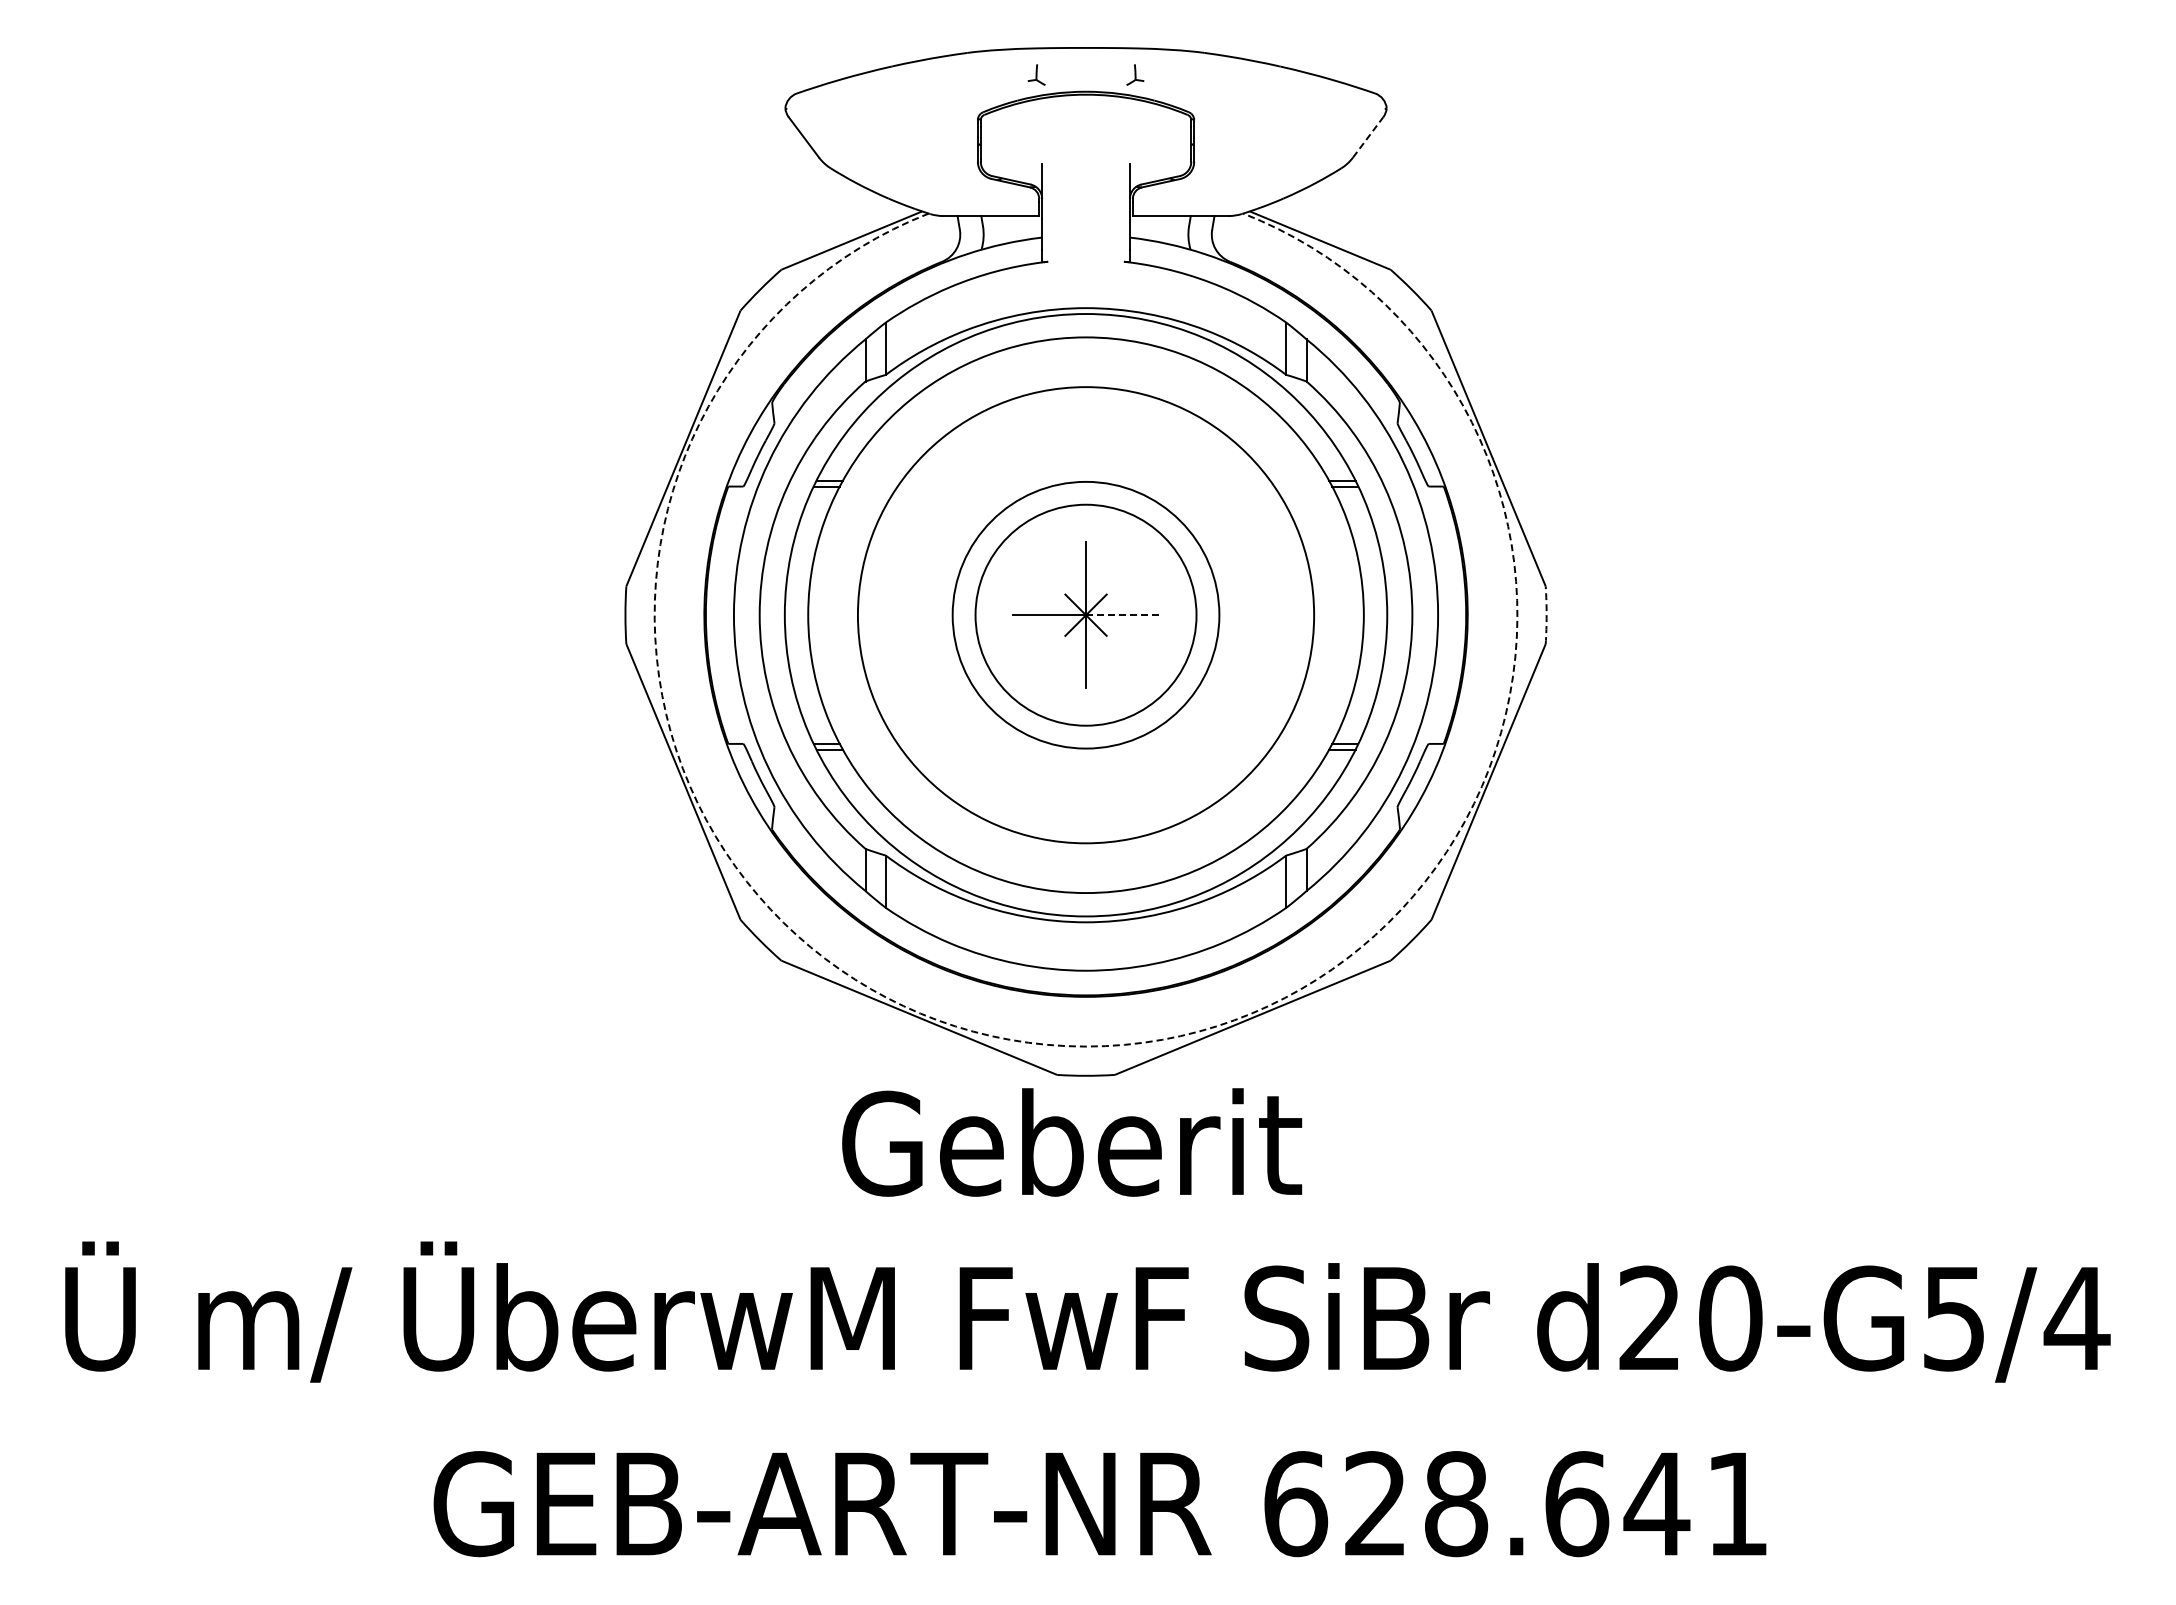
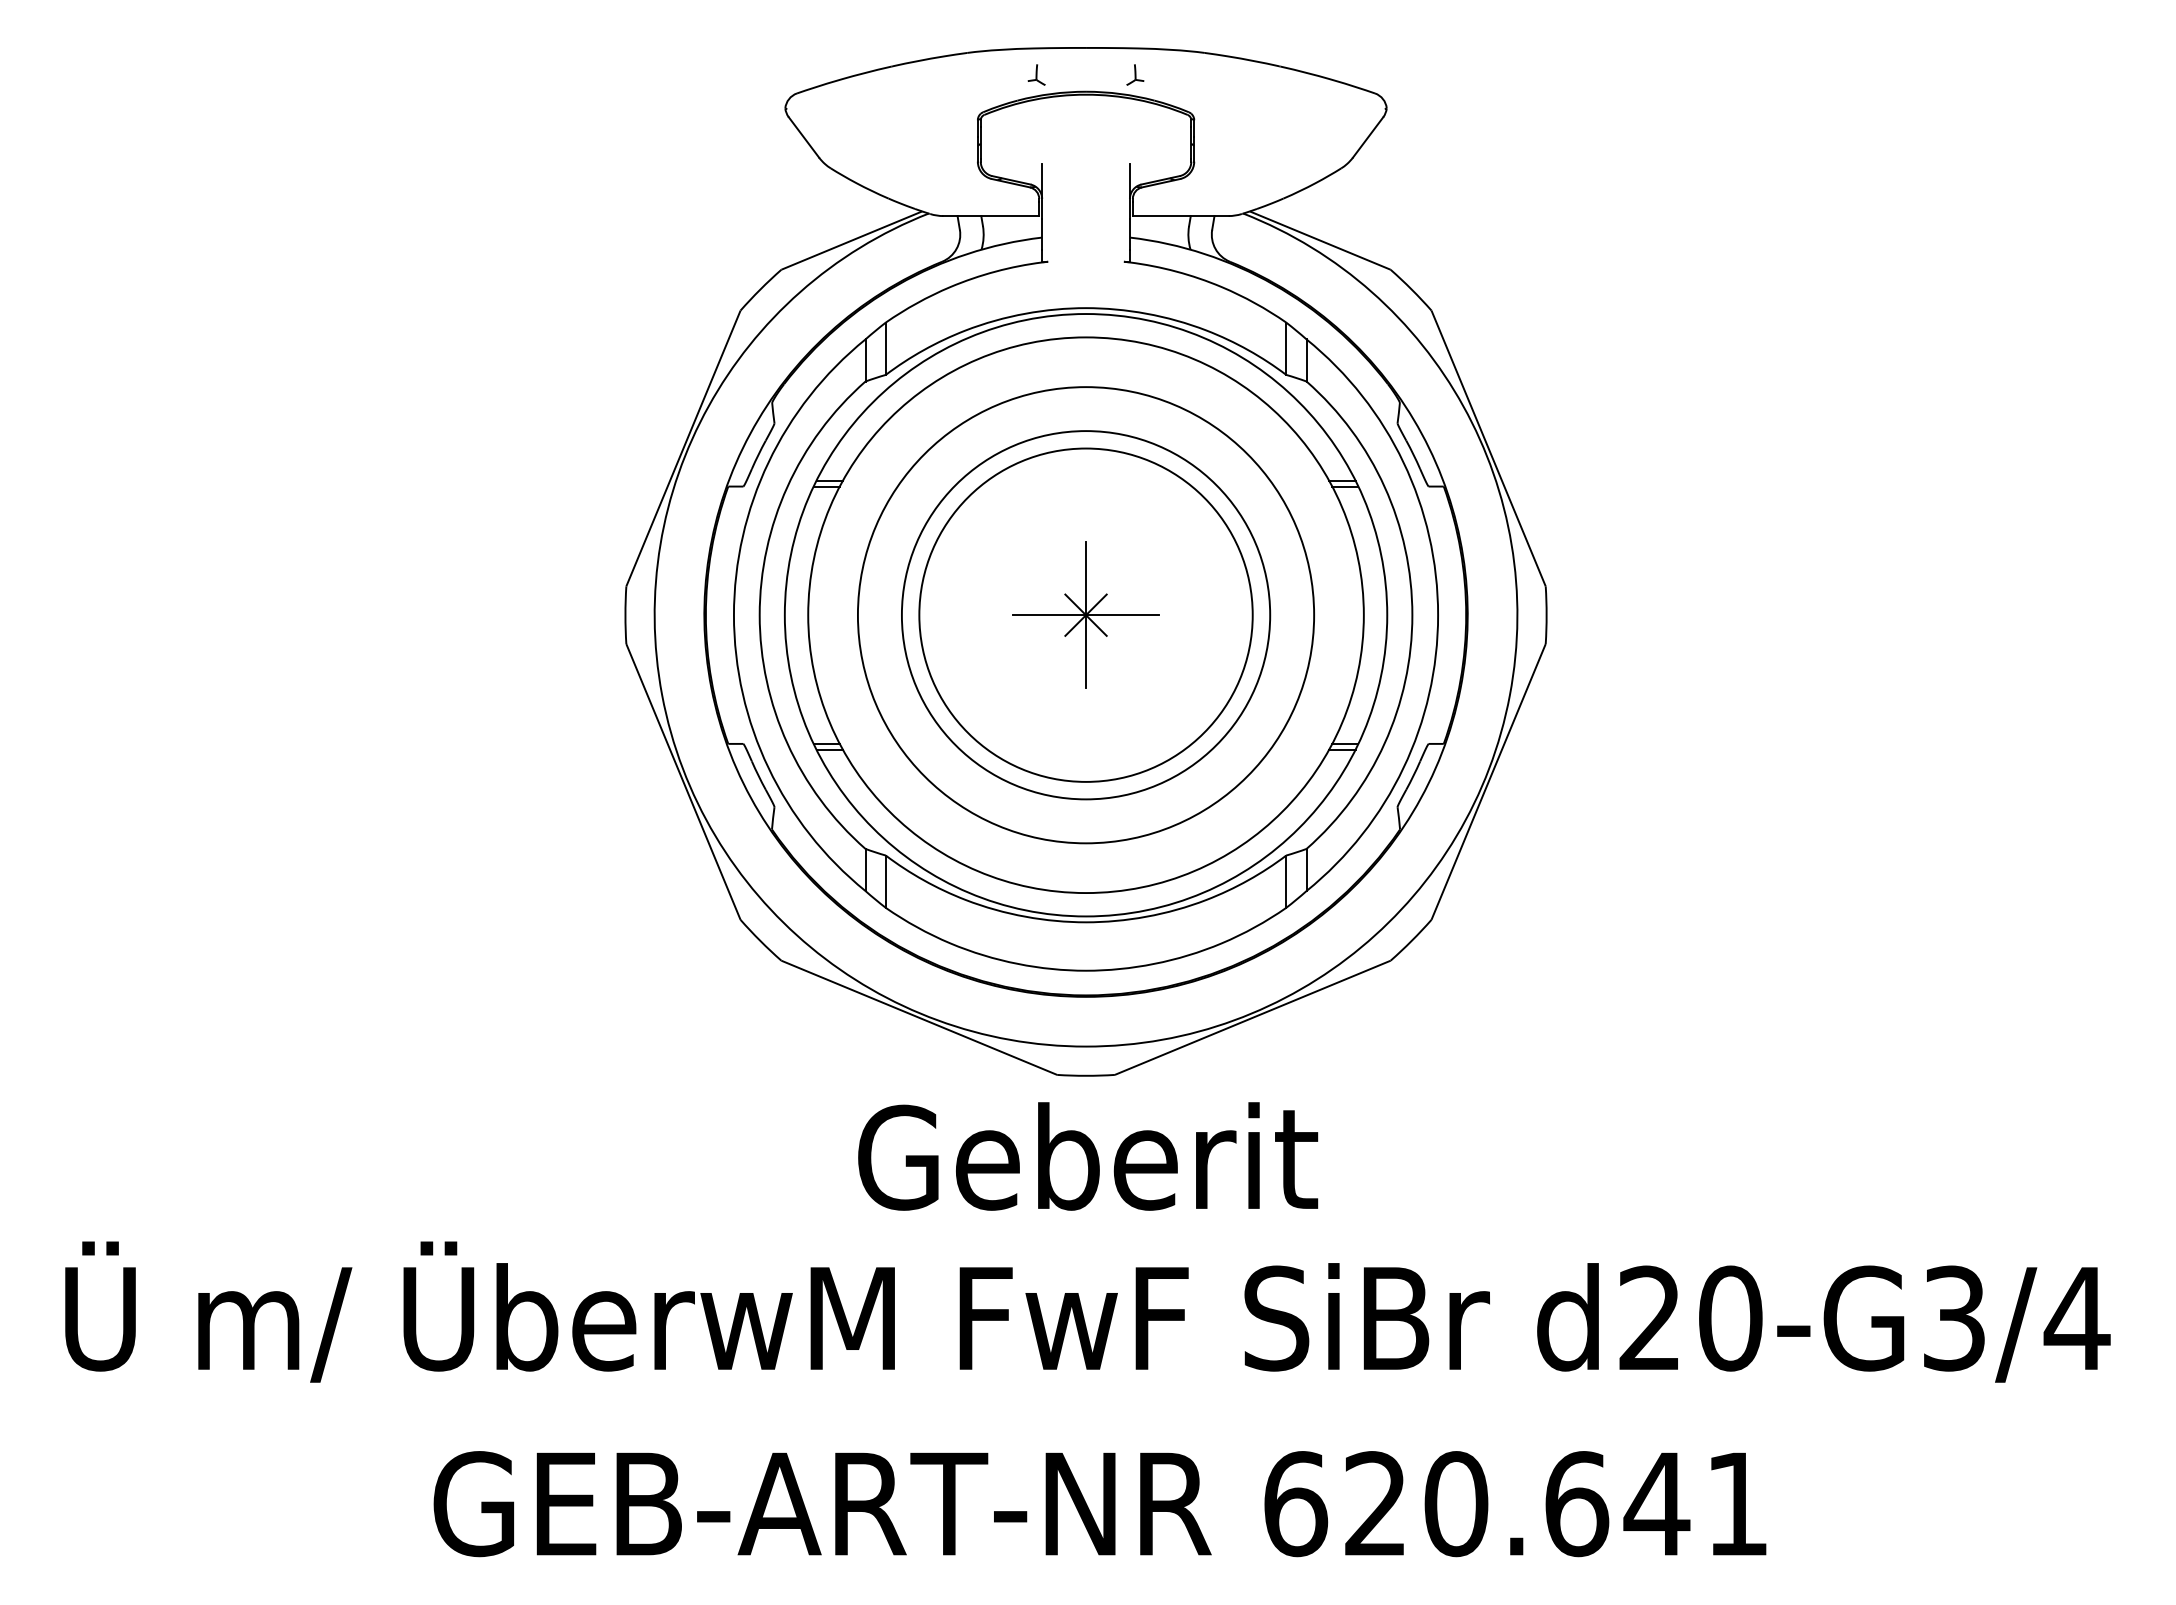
line: dashed -> solid (1368, 137)
circle diameter: 221 px -> 368 px (1085, 615)
circle diameter: 267 px -> 333 px (1085, 614)
line: dashed -> solid (1122, 615)
arc: dashed -> solid (1546, 615)
arc: dashed -> solid (1086, 1046)
text position: (1072, 1142) -> (1088, 1156) (1088, 1156)
text: d20-G5/4 -> d20-G3/4 (1954, 1318)
text: 628.641 -> 620.641 (1456, 1503)
